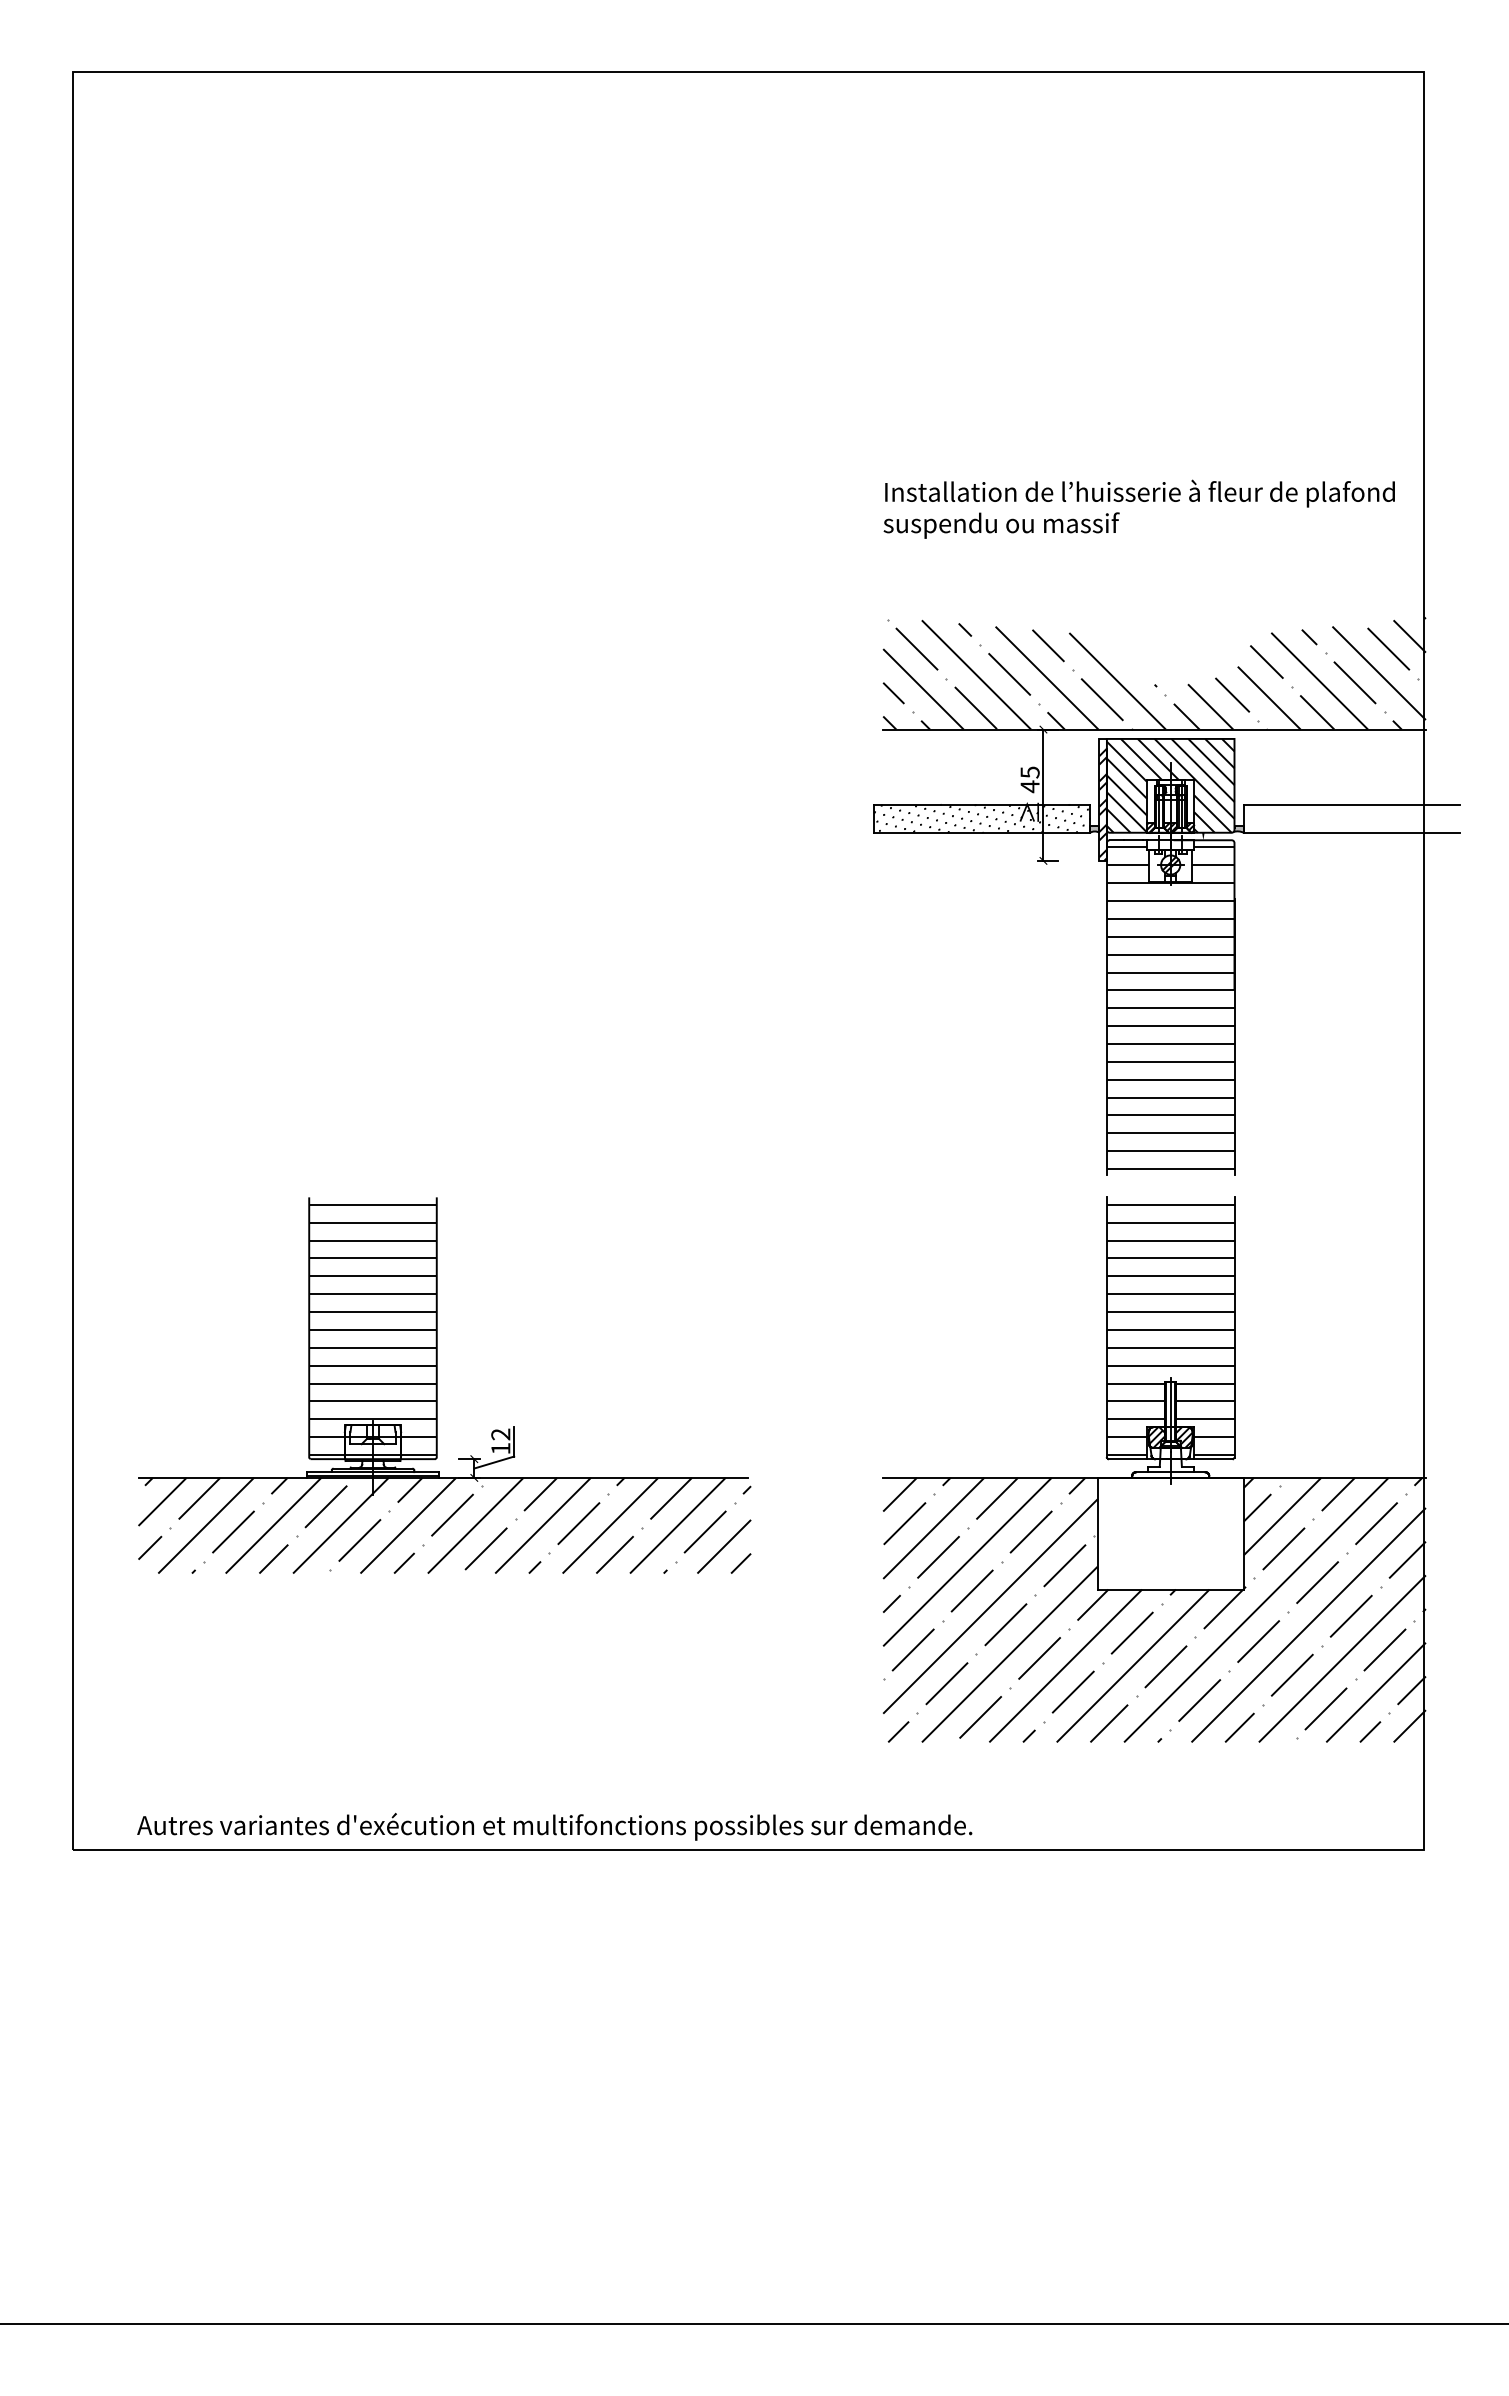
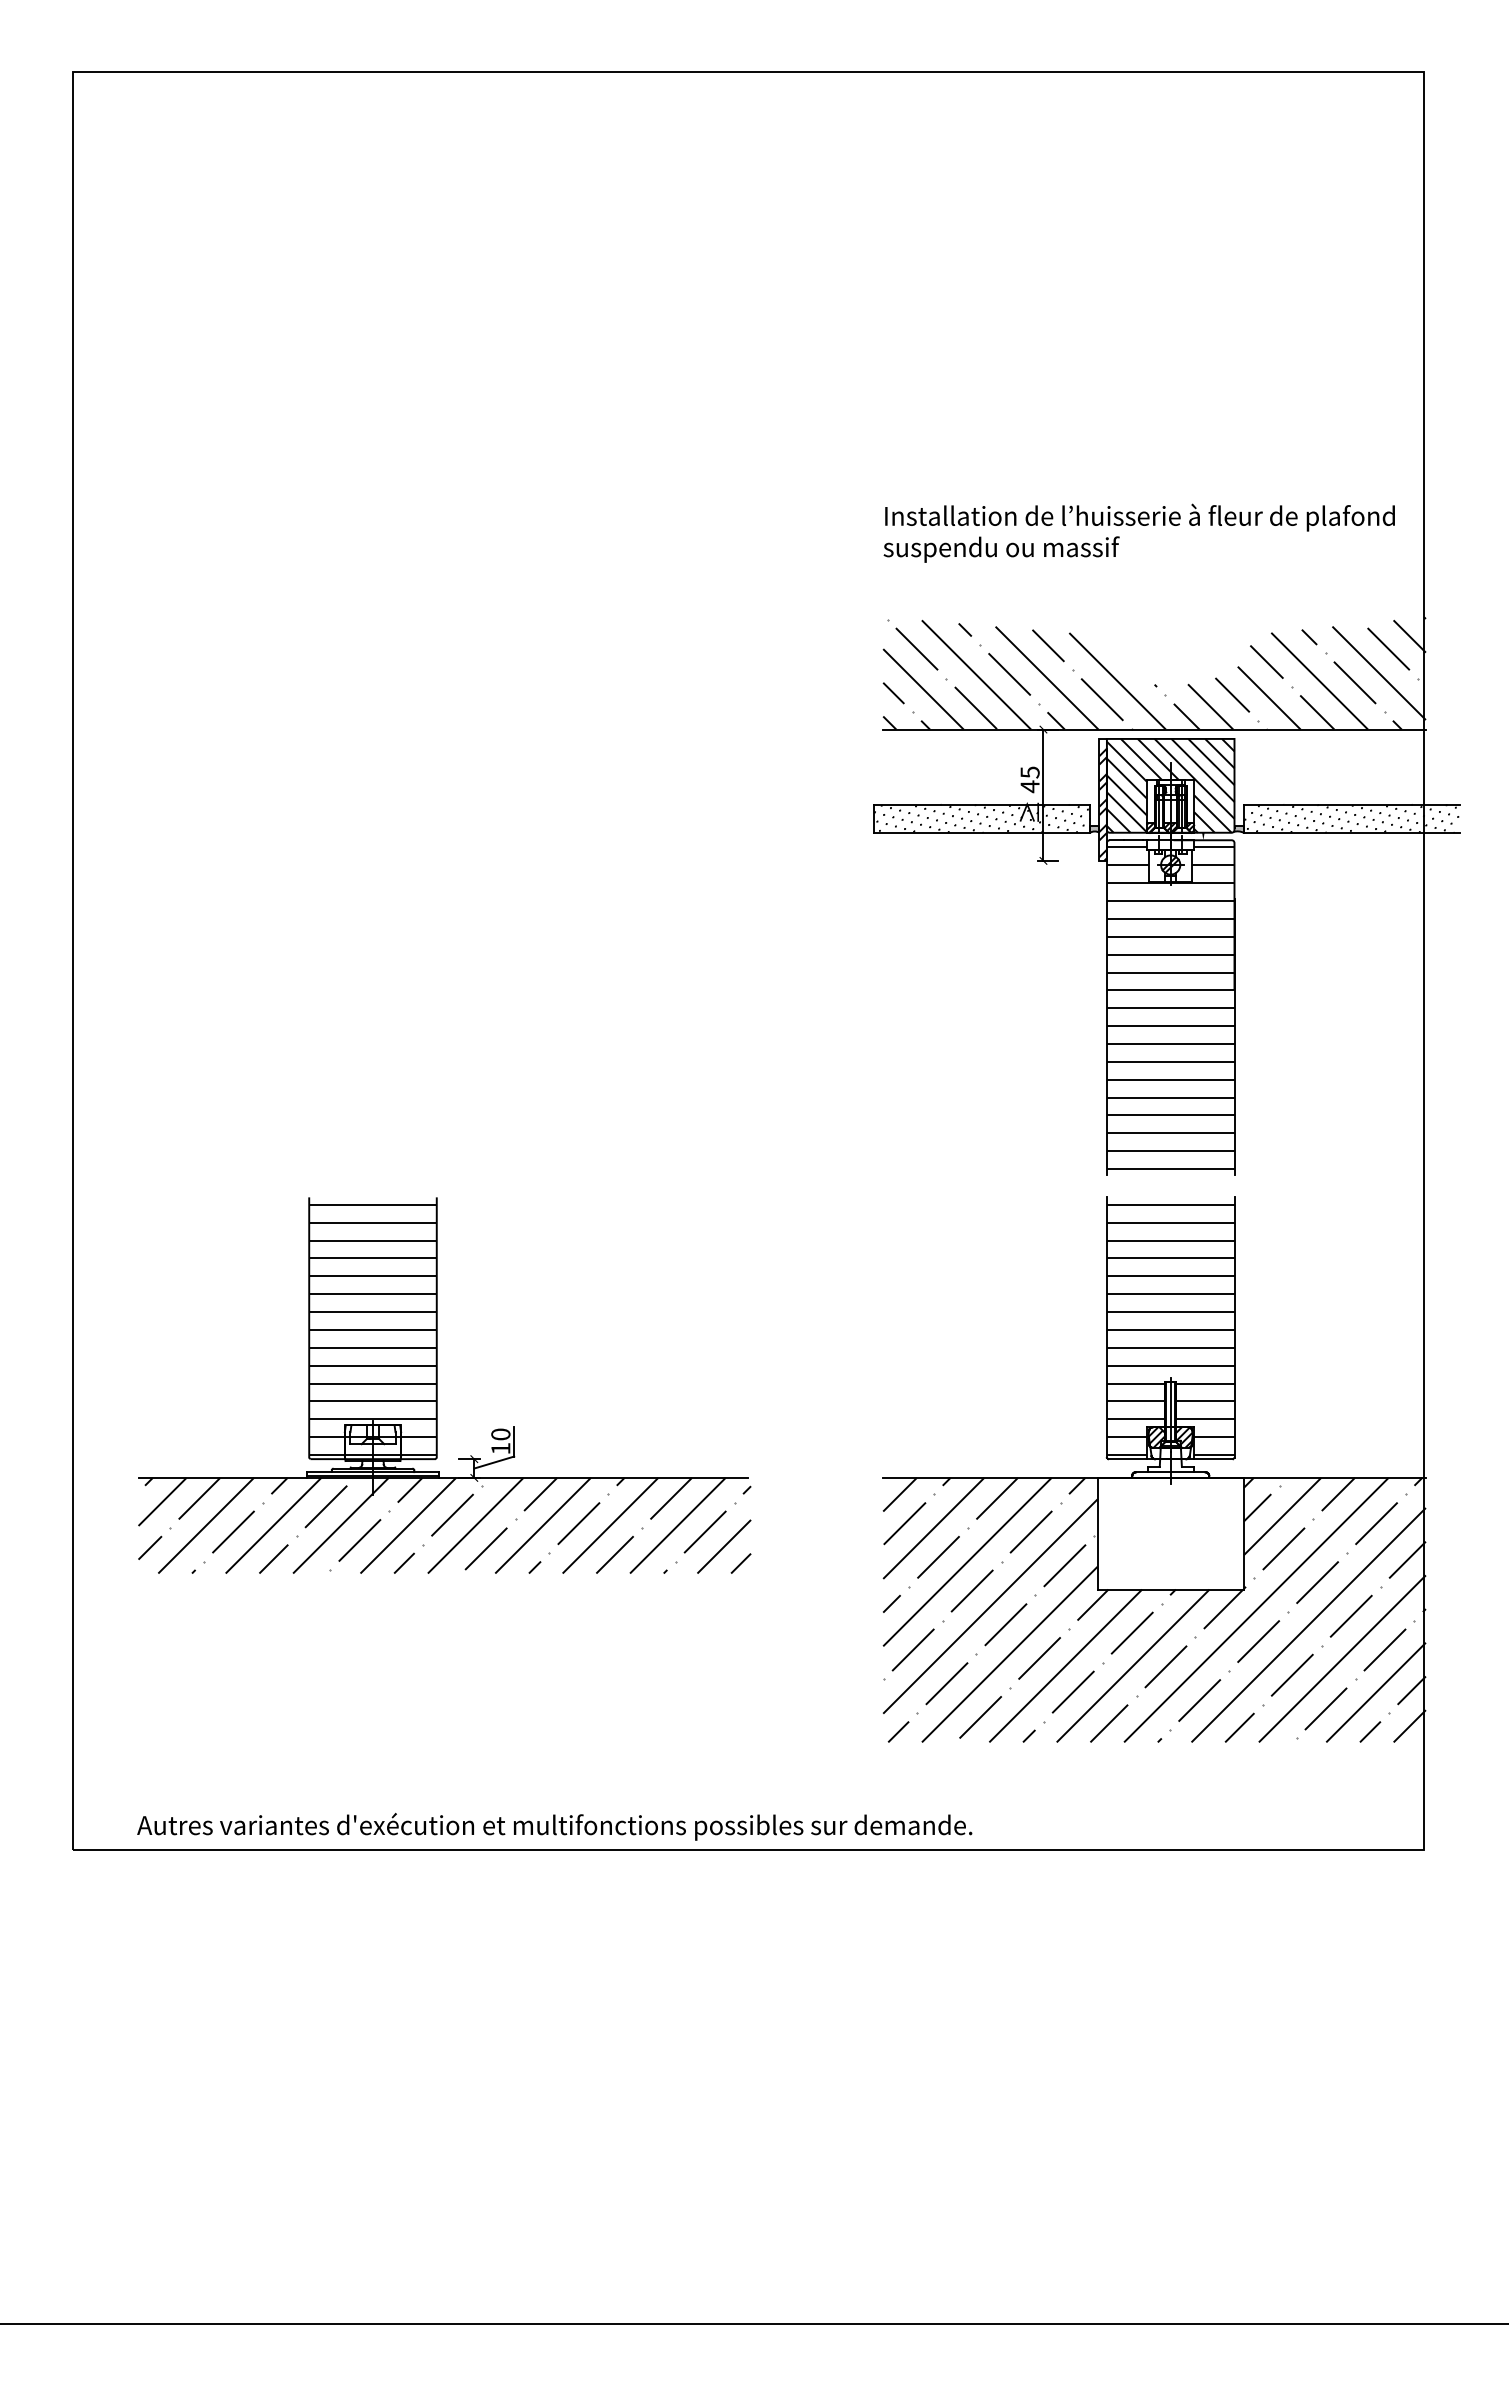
text position: (1138, 508) -> (1138, 532) (1138, 532)
hatch: none -> present (1351, 818)
text: 12 -> 10 (500, 1434)
